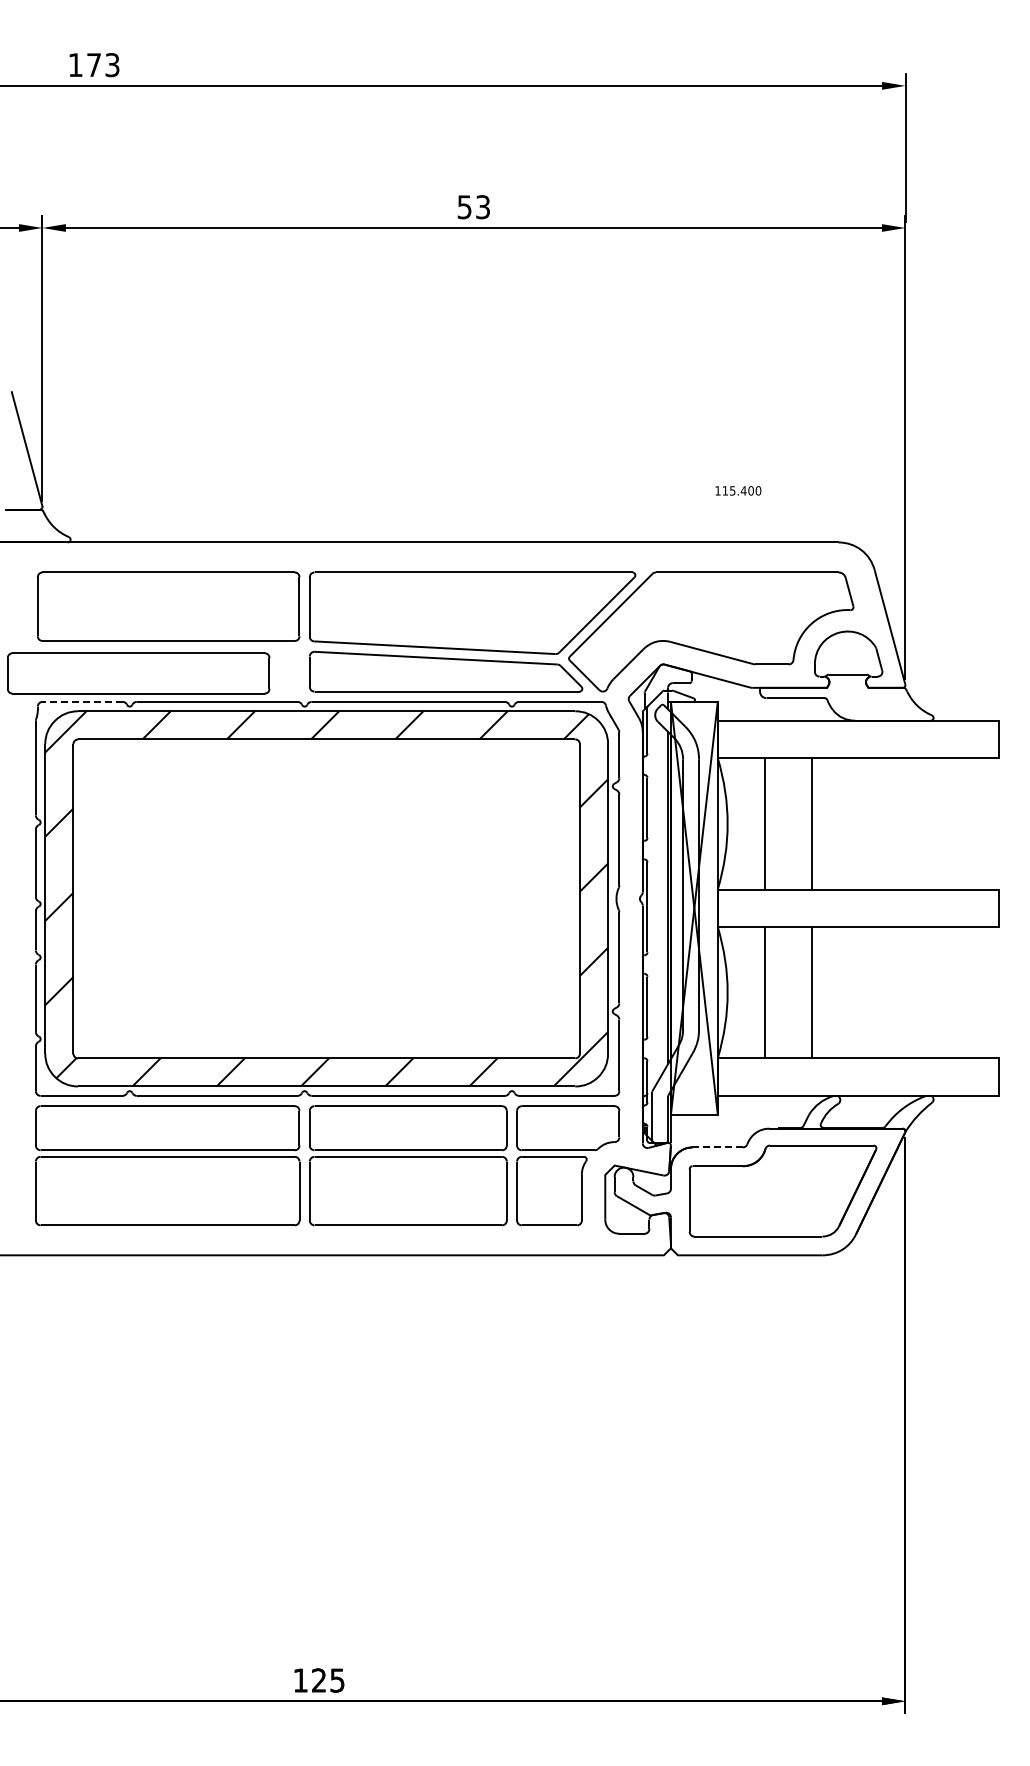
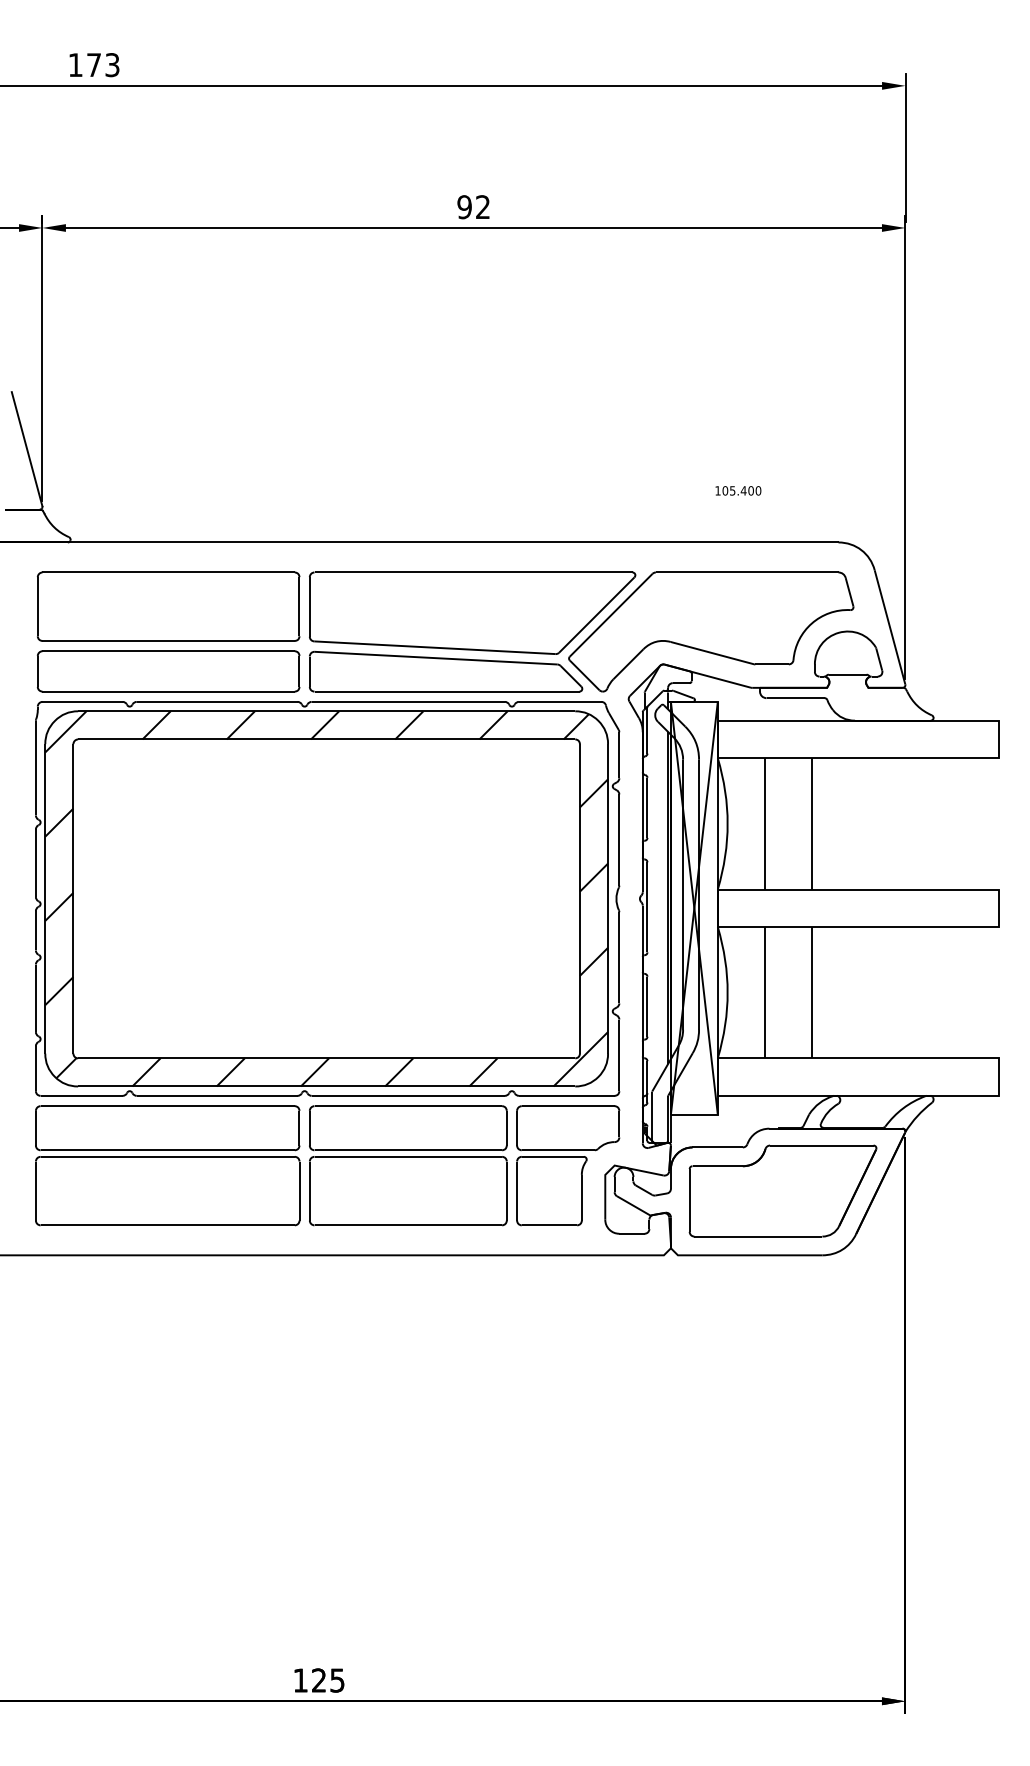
text: 53 -> 92 (473, 207)
text: 115.400 -> 105.400 (725, 490)
part position: (138, 673) -> (168, 671) (168, 671)
line: dashed -> solid (82, 701)
line: dashed -> solid (717, 1147)
